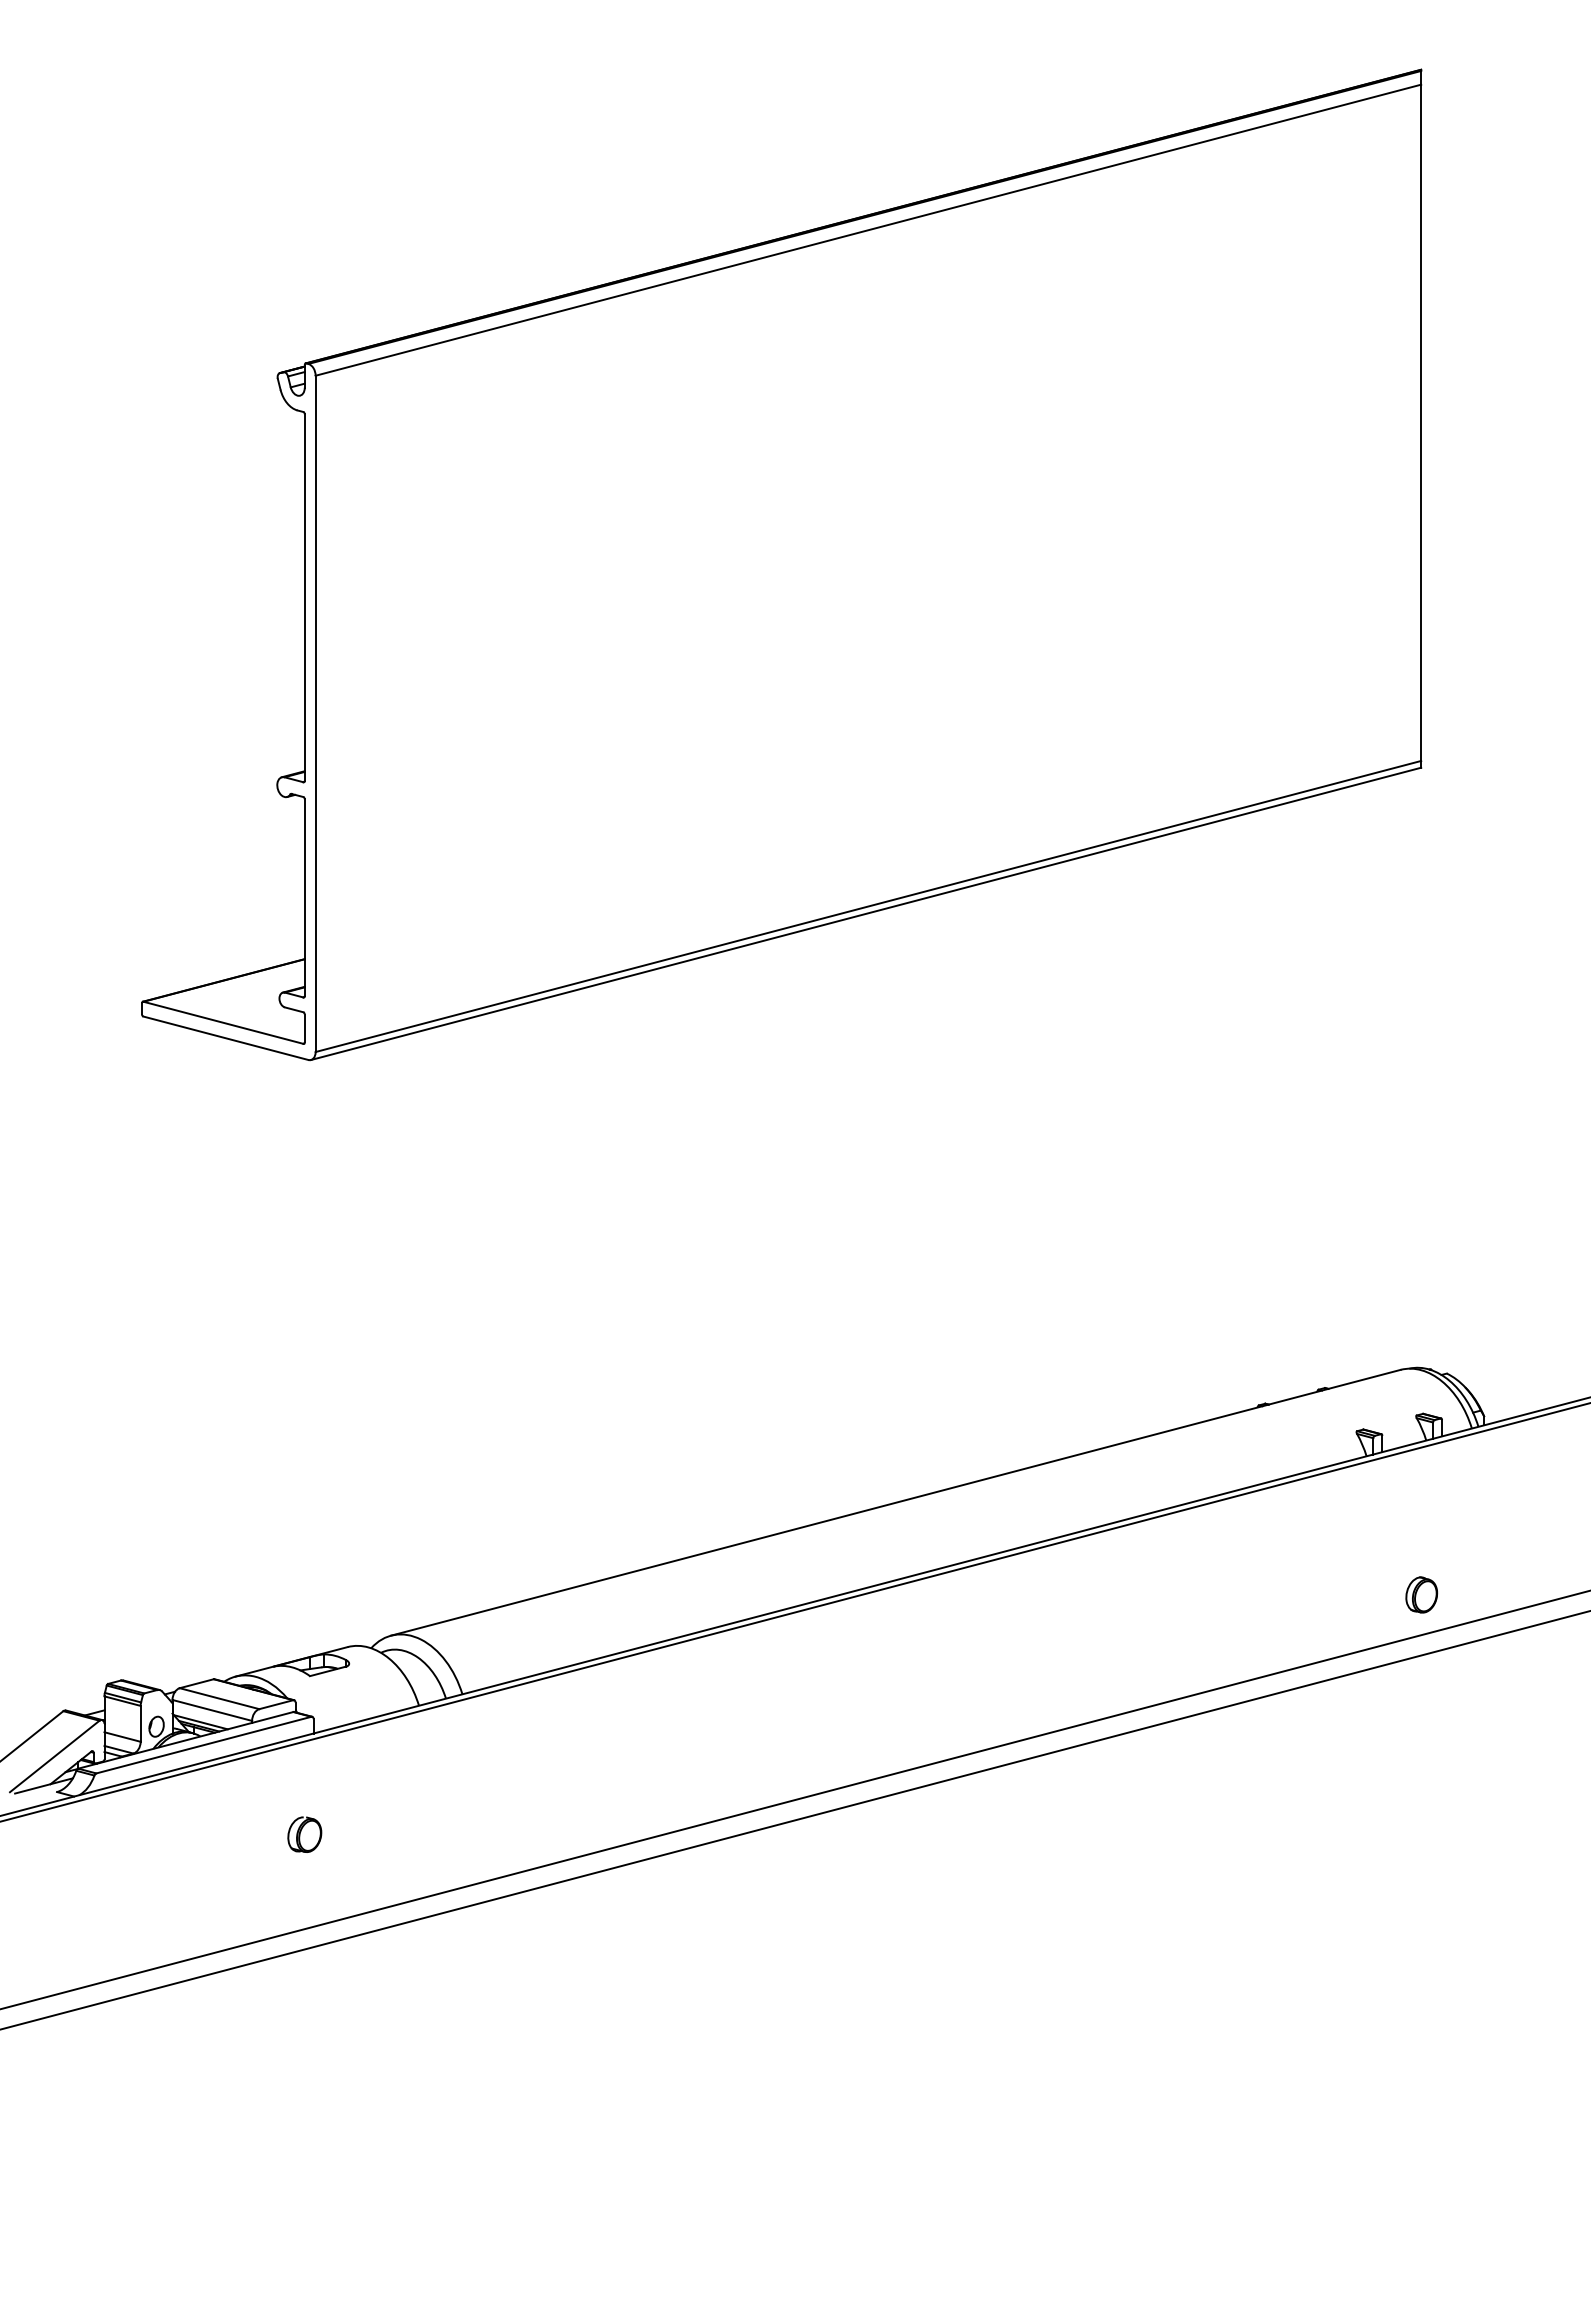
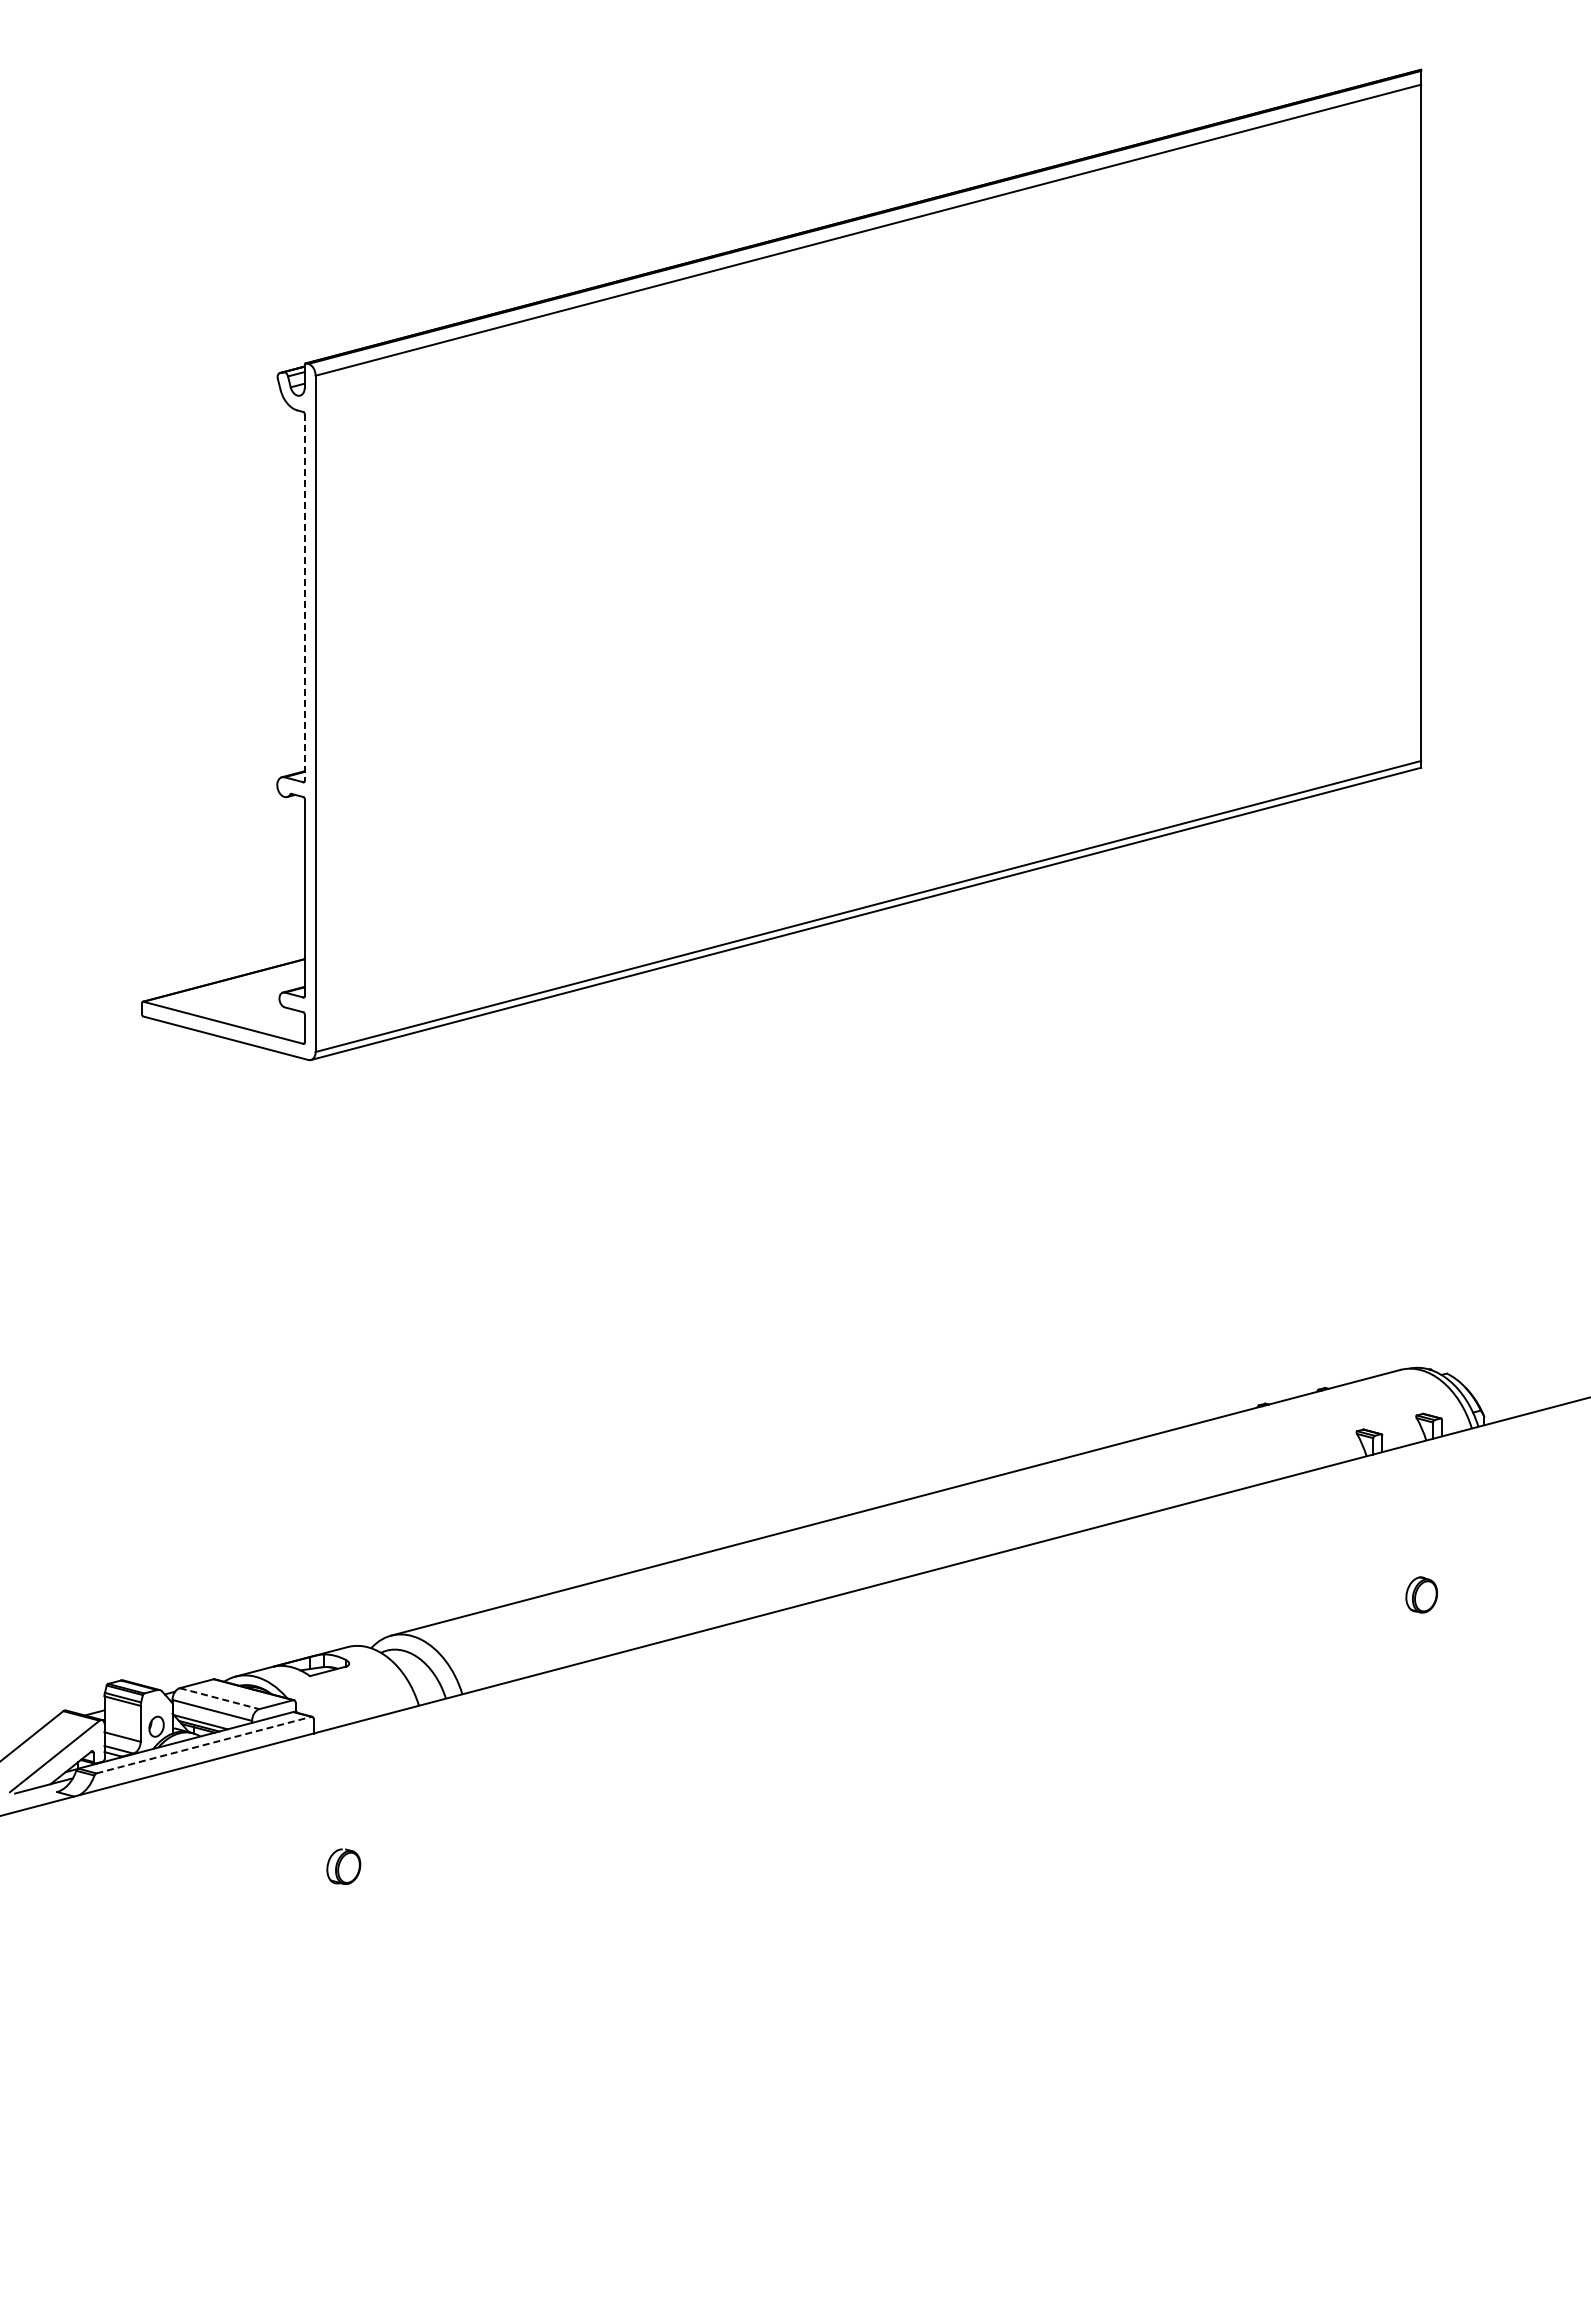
line: solid -> dashed (304, 597)
line: present -> none (794, 1612)
line: solid -> dashed (220, 1698)
line: solid -> dashed (204, 1745)
line: present -> none (794, 1799)
line: present -> none (794, 1819)
part position: (304, 1834) -> (343, 1866) (343, 1866)
